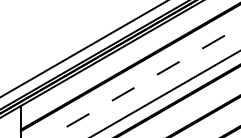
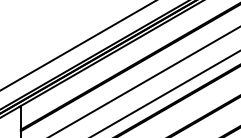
line position: (83, 49) -> (77, 45) (77, 45)
line: dashed -> solid (144, 82)
